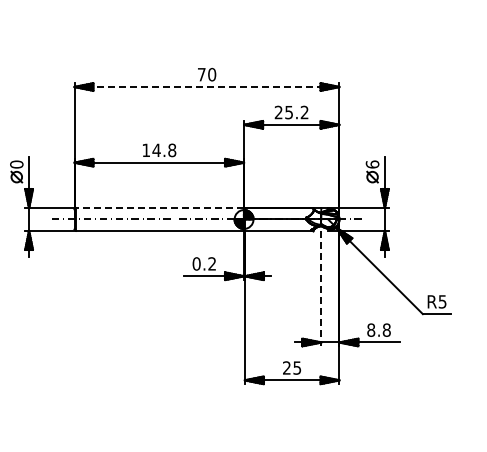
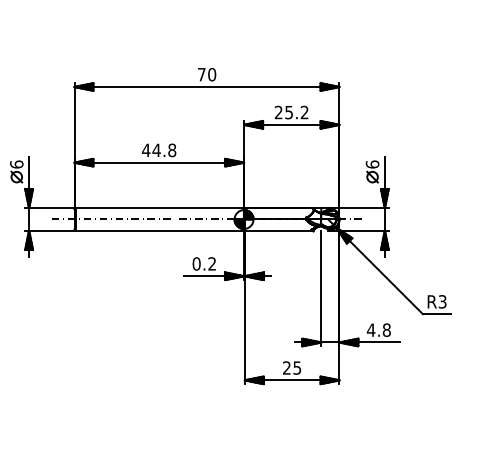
line: dashed -> solid (207, 87)
text: 14.8 -> 44.8 (146, 149)
text: 0 -> 6 (16, 164)
line: dashed -> solid (159, 208)
line: dashed -> solid (321, 288)
text: R5 -> R3 (442, 301)
text: 8.8 -> 4.8 (370, 329)
